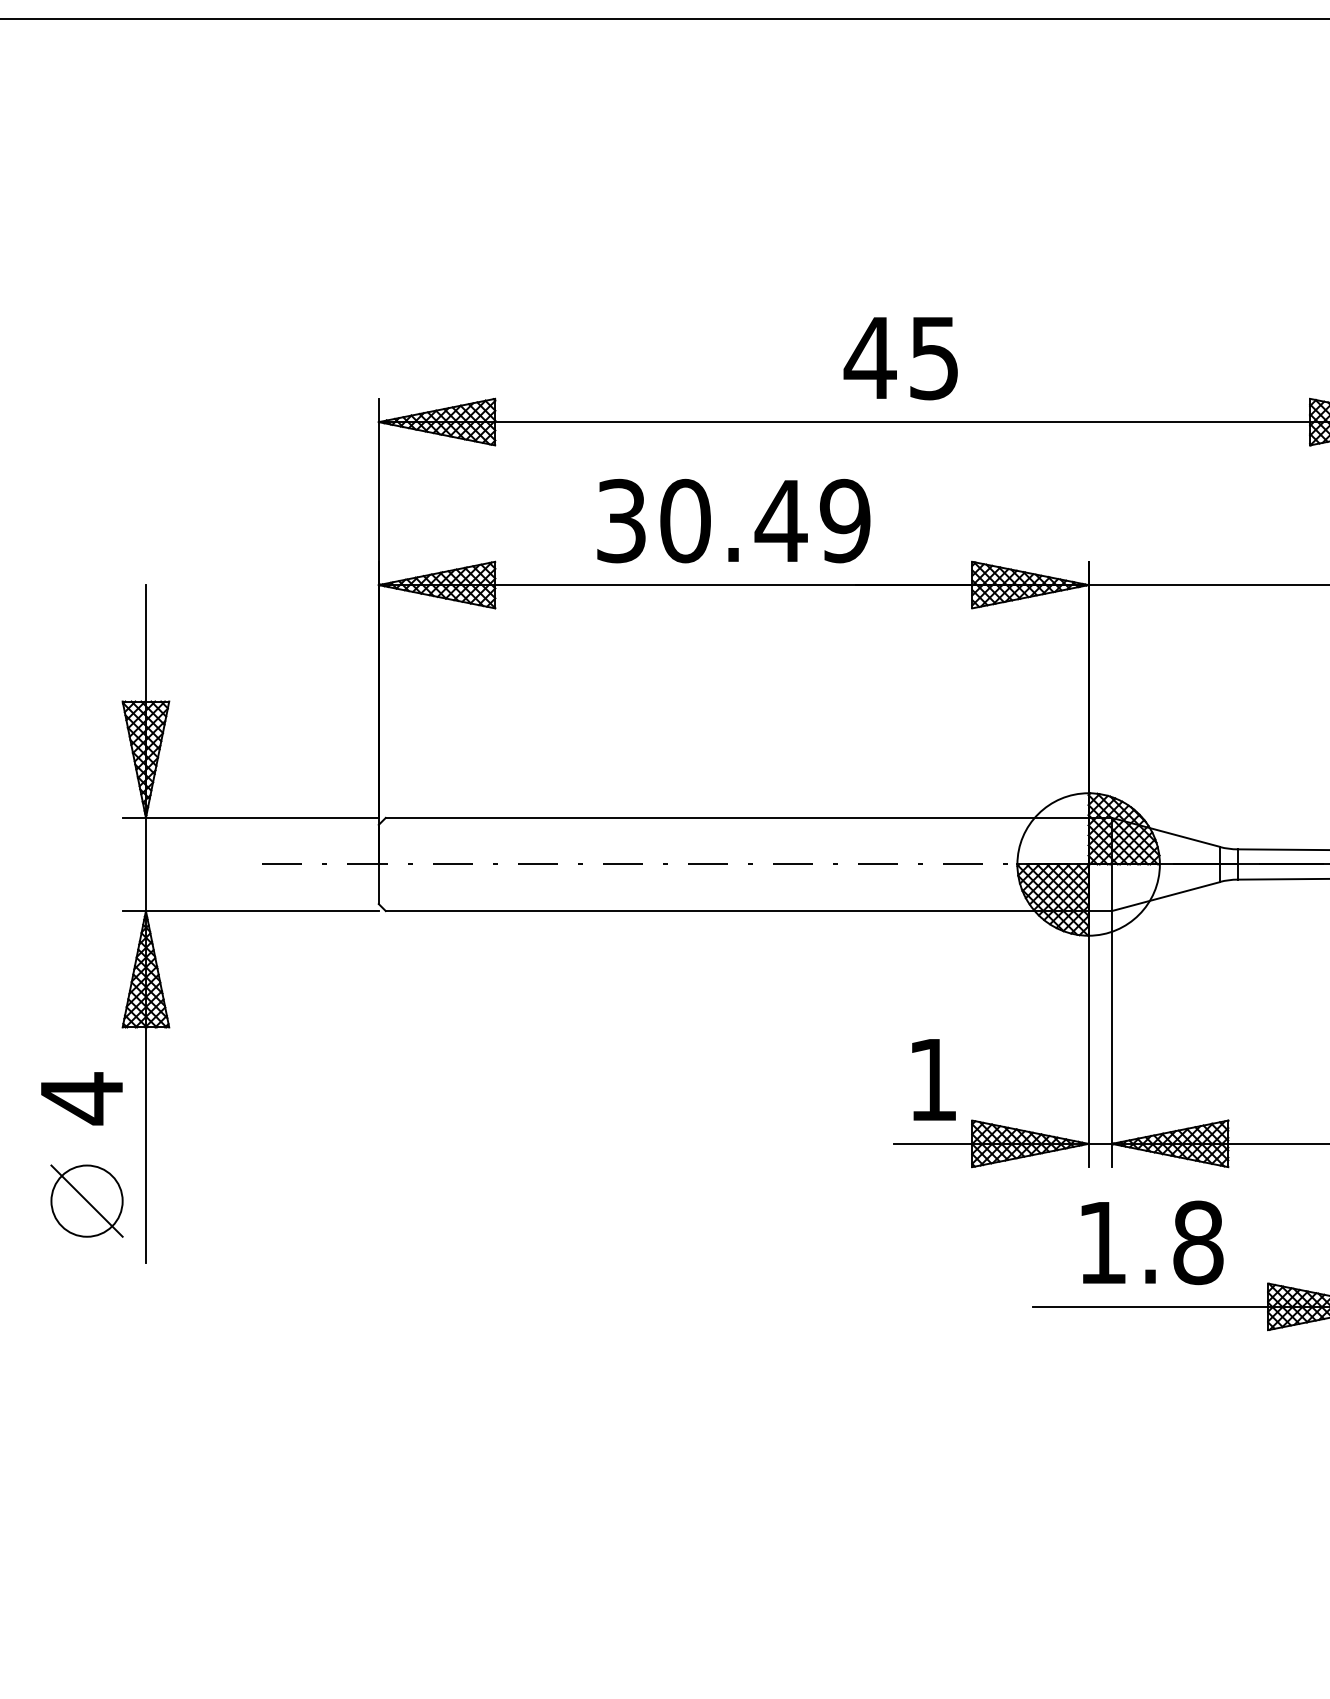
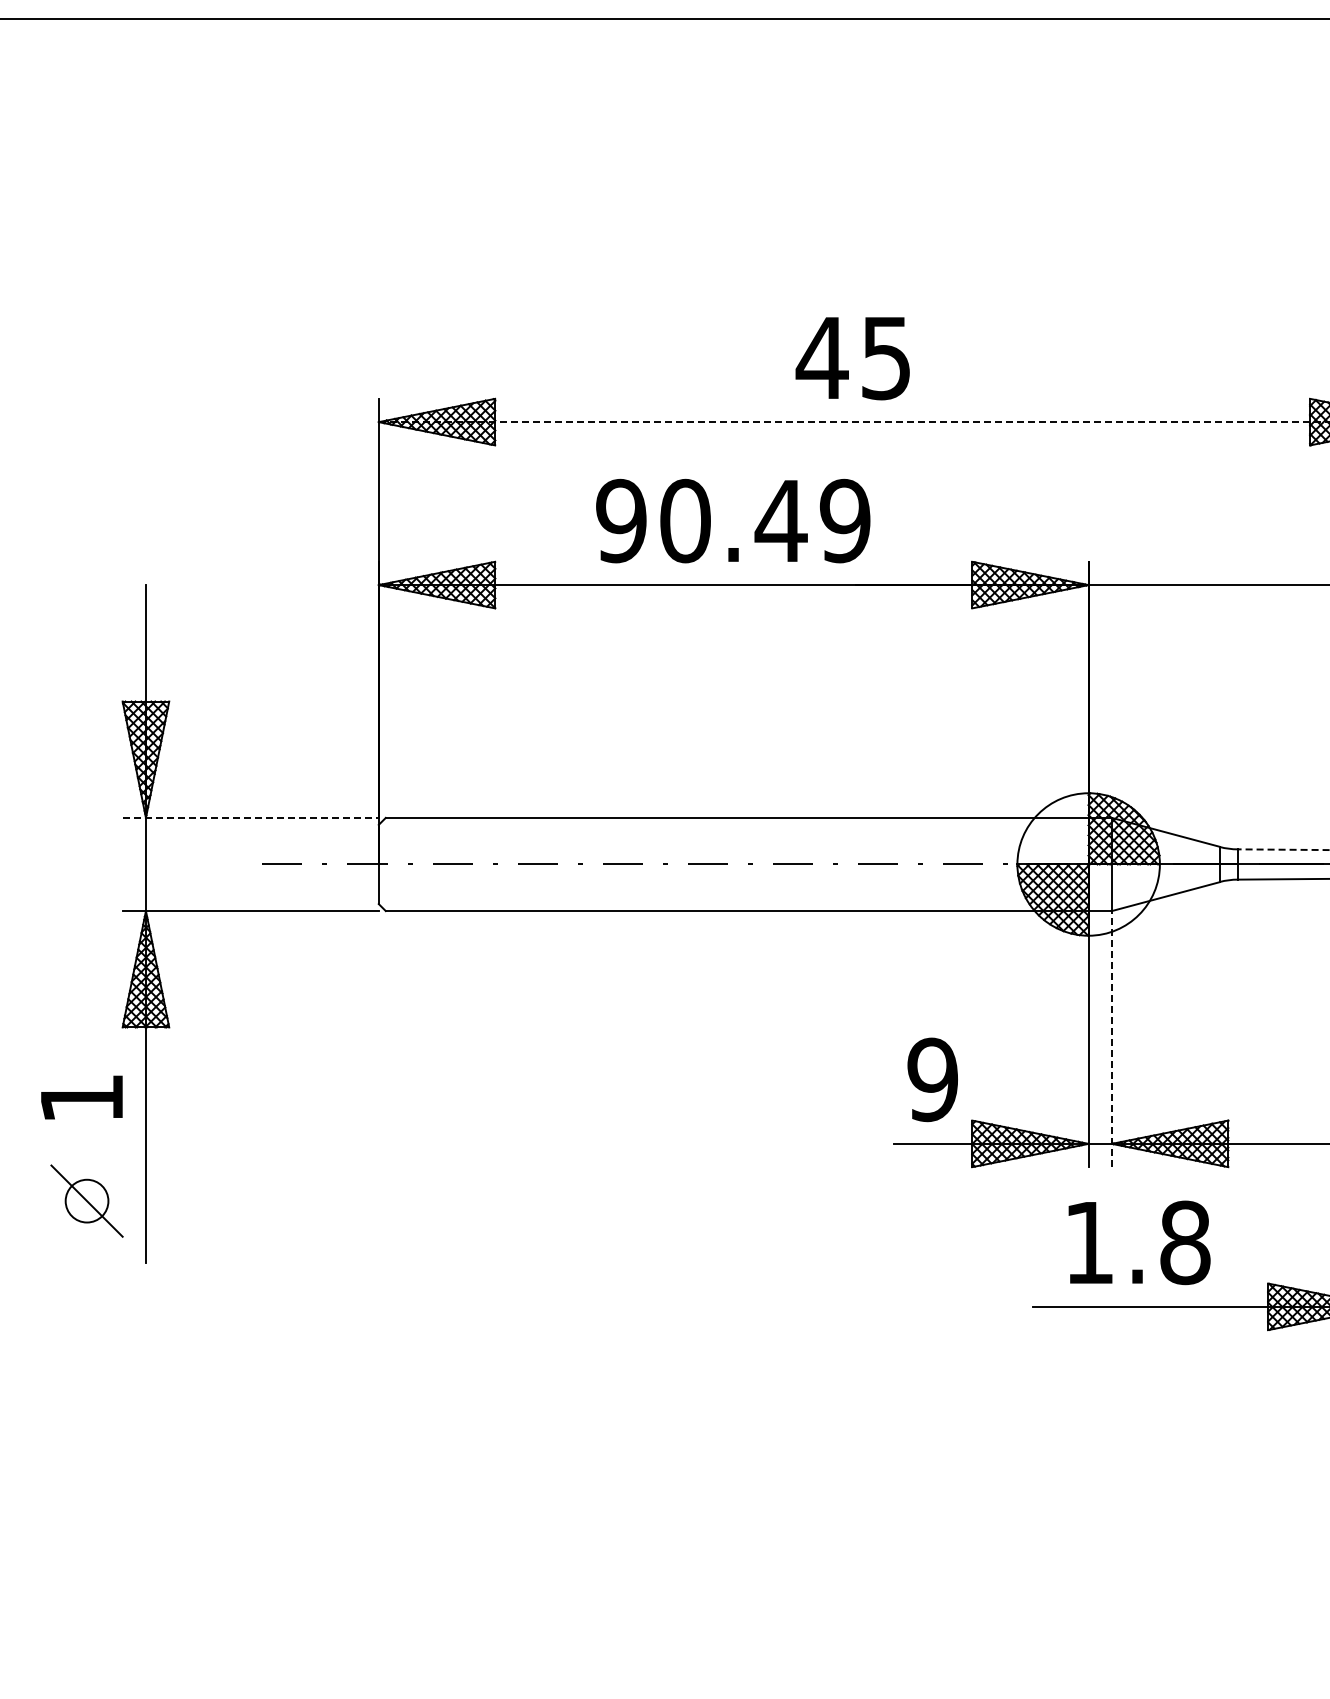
text position: (900, 358) -> (852, 358) (852, 358)
line: solid -> dashed (854, 422)
text: 30.49 -> 90.49 (621, 521)
line: solid -> dashed (251, 817)
line: solid -> dashed (1283, 849)
line: solid -> dashed (1111, 1038)
text: 1 -> 9 (932, 1079)
text: 4 -> 1 (81, 1098)
circle diameter: 71 px -> 43 px (86, 1200)
text position: (1152, 1242) -> (1139, 1242) (1139, 1242)
